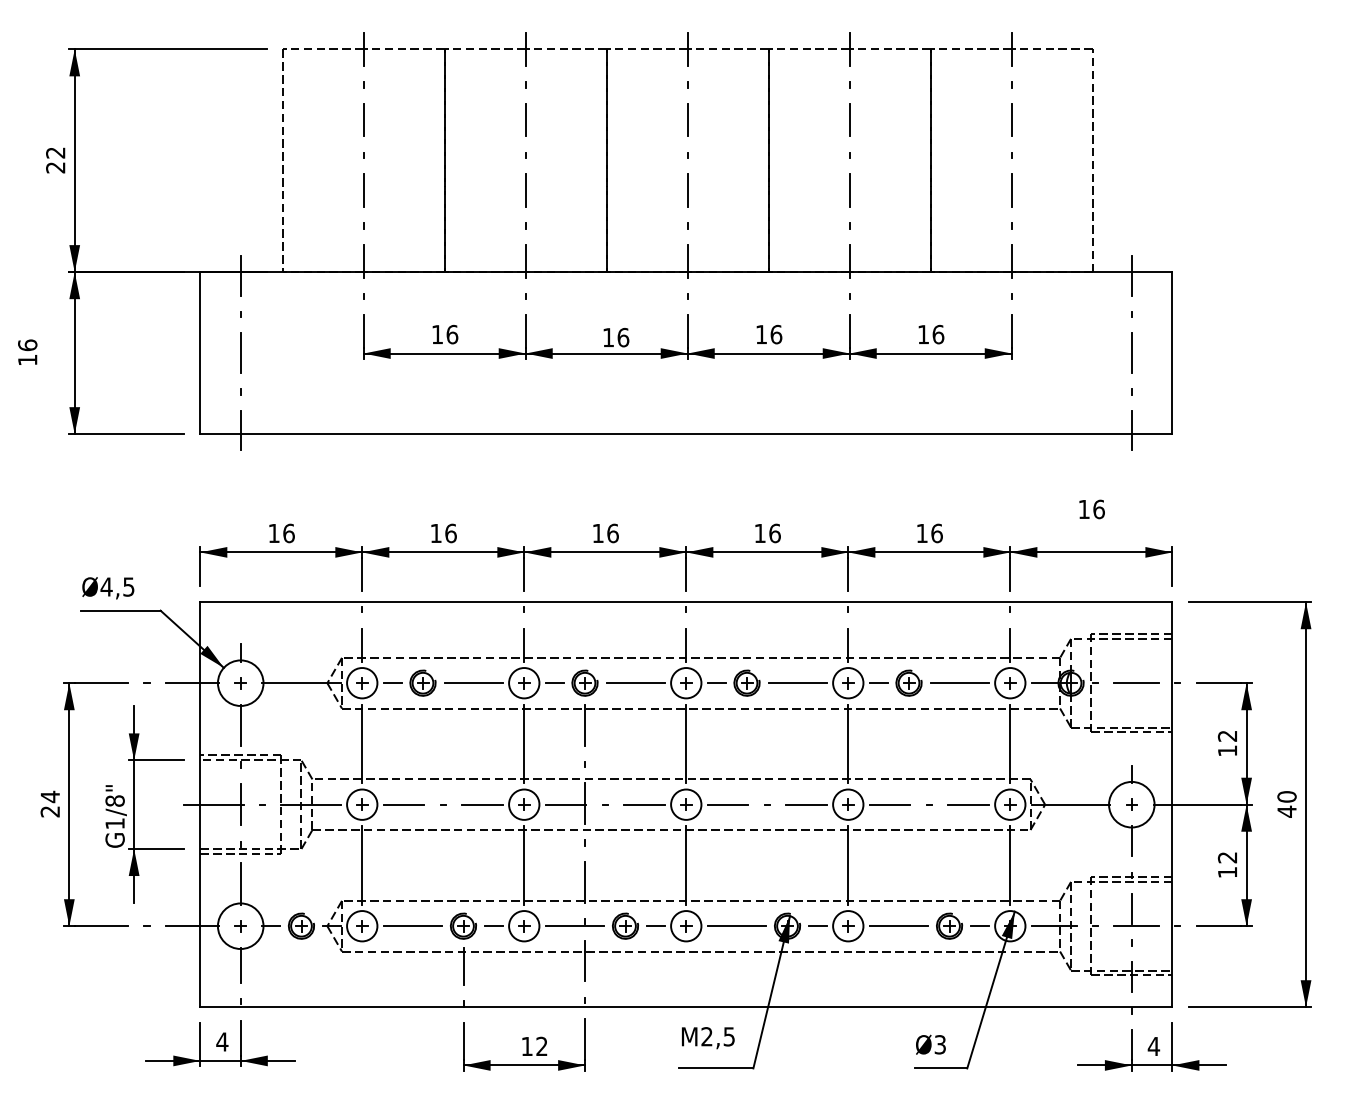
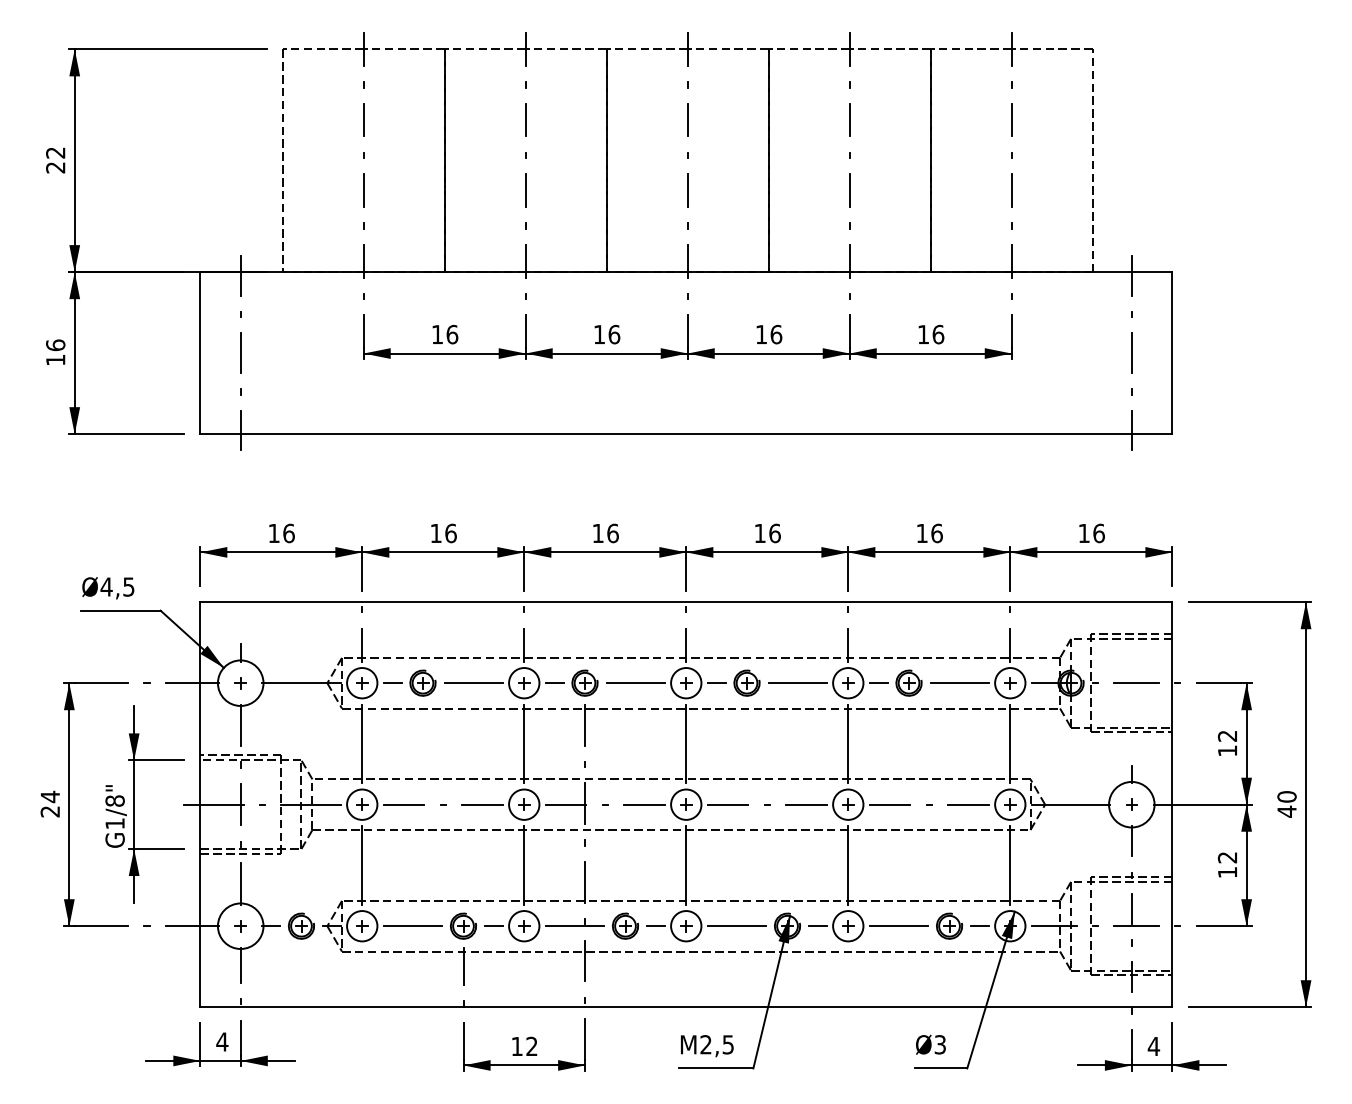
text position: (616, 337) -> (607, 334) (607, 334)
text position: (27, 351) -> (55, 351) (55, 351)
text position: (1091, 509) -> (1091, 533) (1091, 533)
text position: (708, 1038) -> (707, 1046) (707, 1046)
text position: (534, 1045) -> (524, 1045) (524, 1045)
